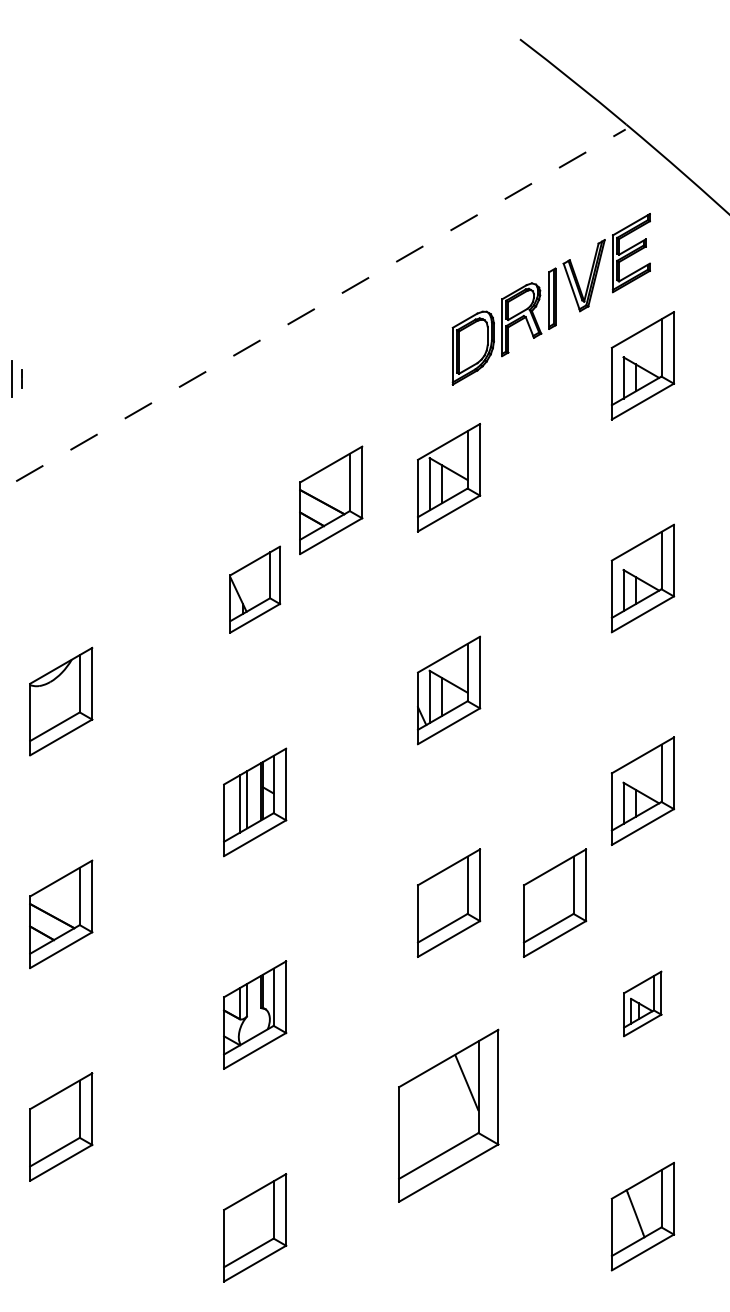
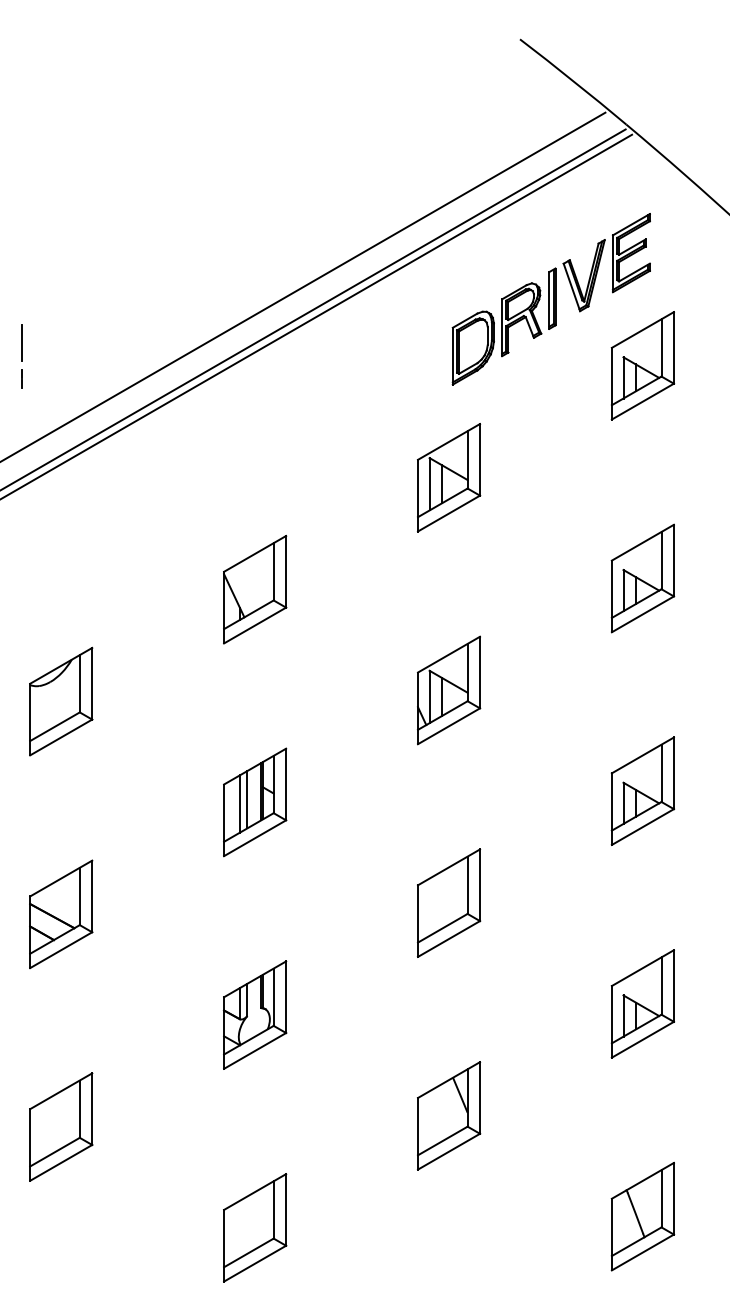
line: none -> present (303, 286)
line: dashed -> solid (313, 309)
line: none -> present (317, 316)
line position: (11, 378) -> (21, 342) (21, 342)
part: present -> none (331, 500)
part size: 52x89 px -> 65x111 px (255, 589)
part: present -> none (555, 902)
part size: 40x68 px -> 65x110 px (642, 1003)
part size: 102x175 px -> 65x110 px (449, 1115)
